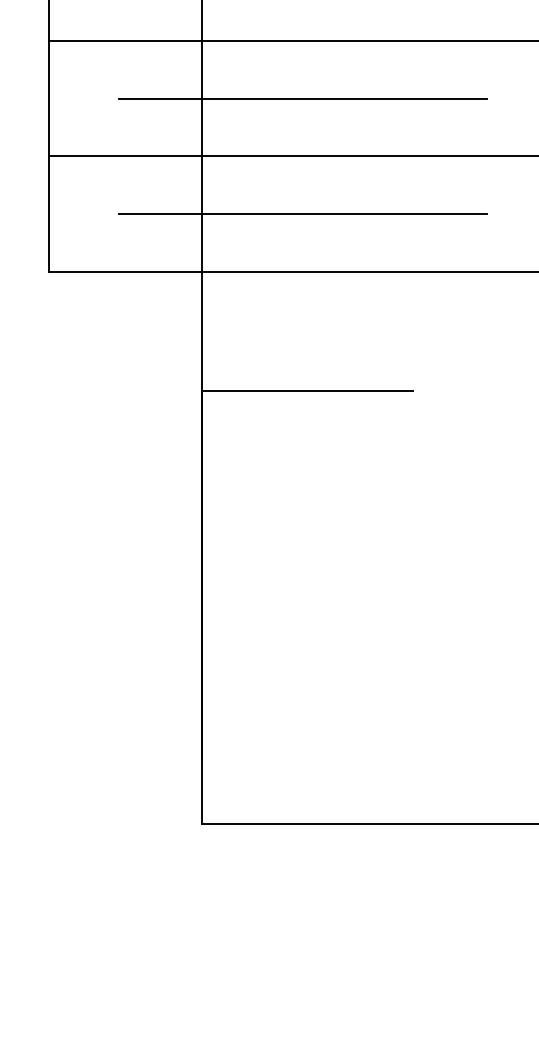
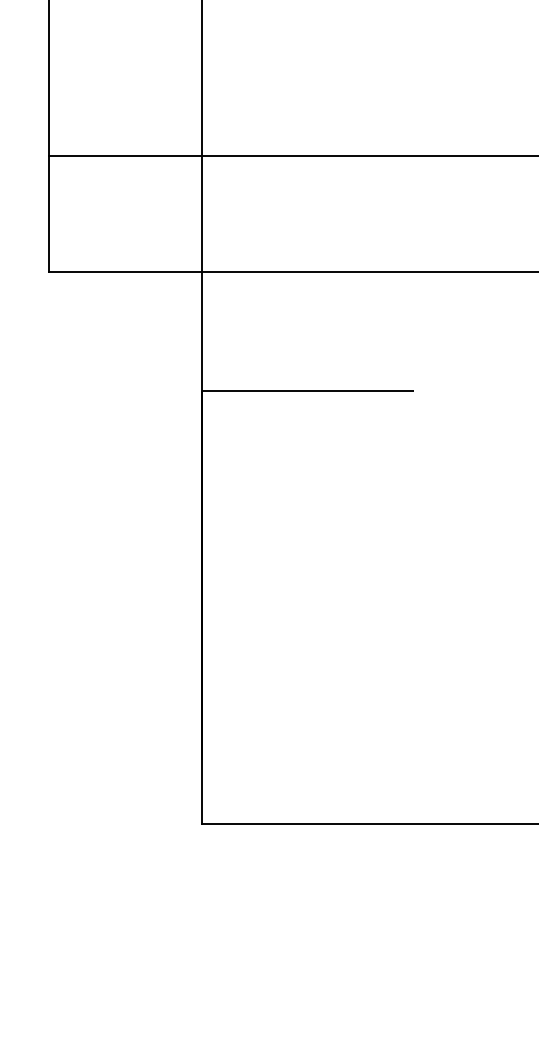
line: present -> none (291, 41)
line: present -> none (302, 98)
line: present -> none (302, 213)
